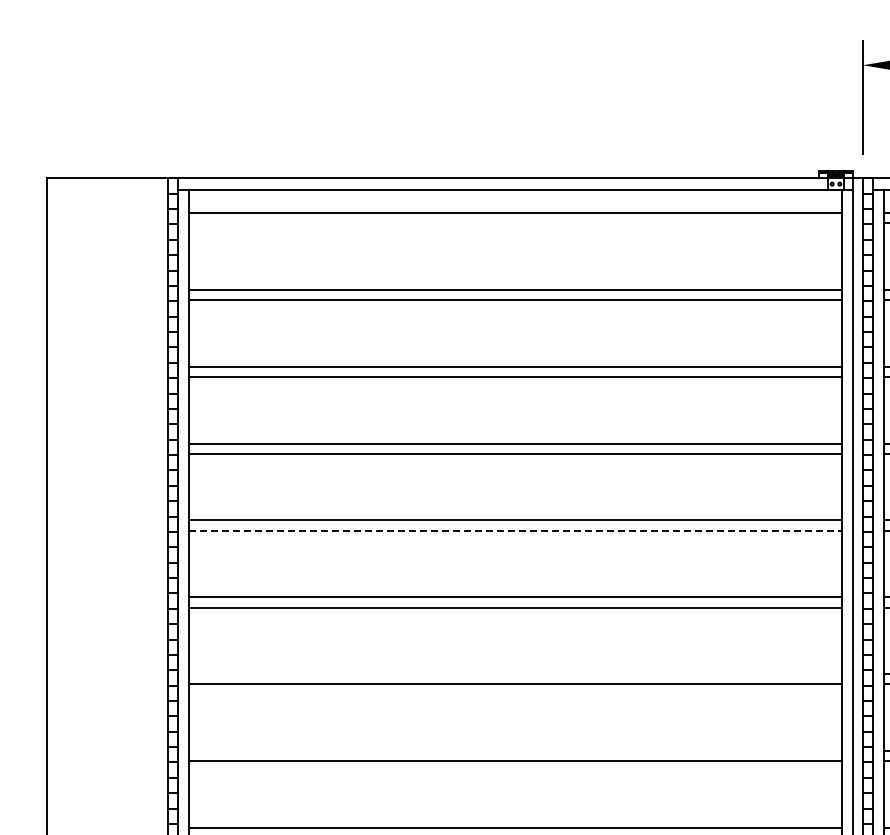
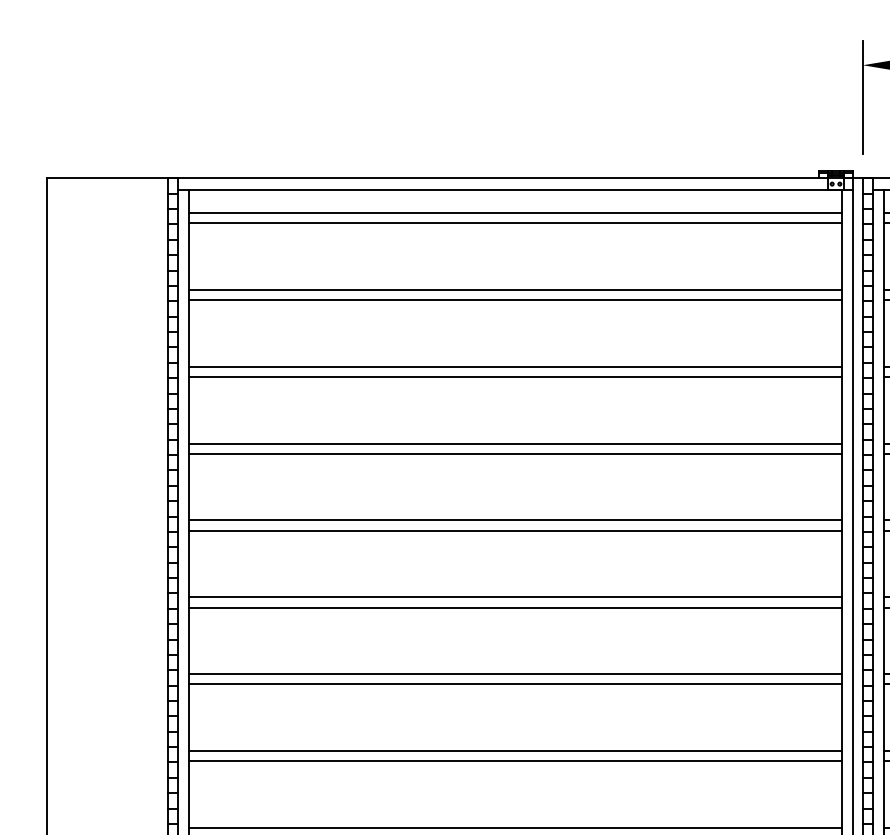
line: none -> present (515, 223)
line: dashed -> solid (516, 530)
line: none -> present (515, 674)
line: none -> present (515, 750)
